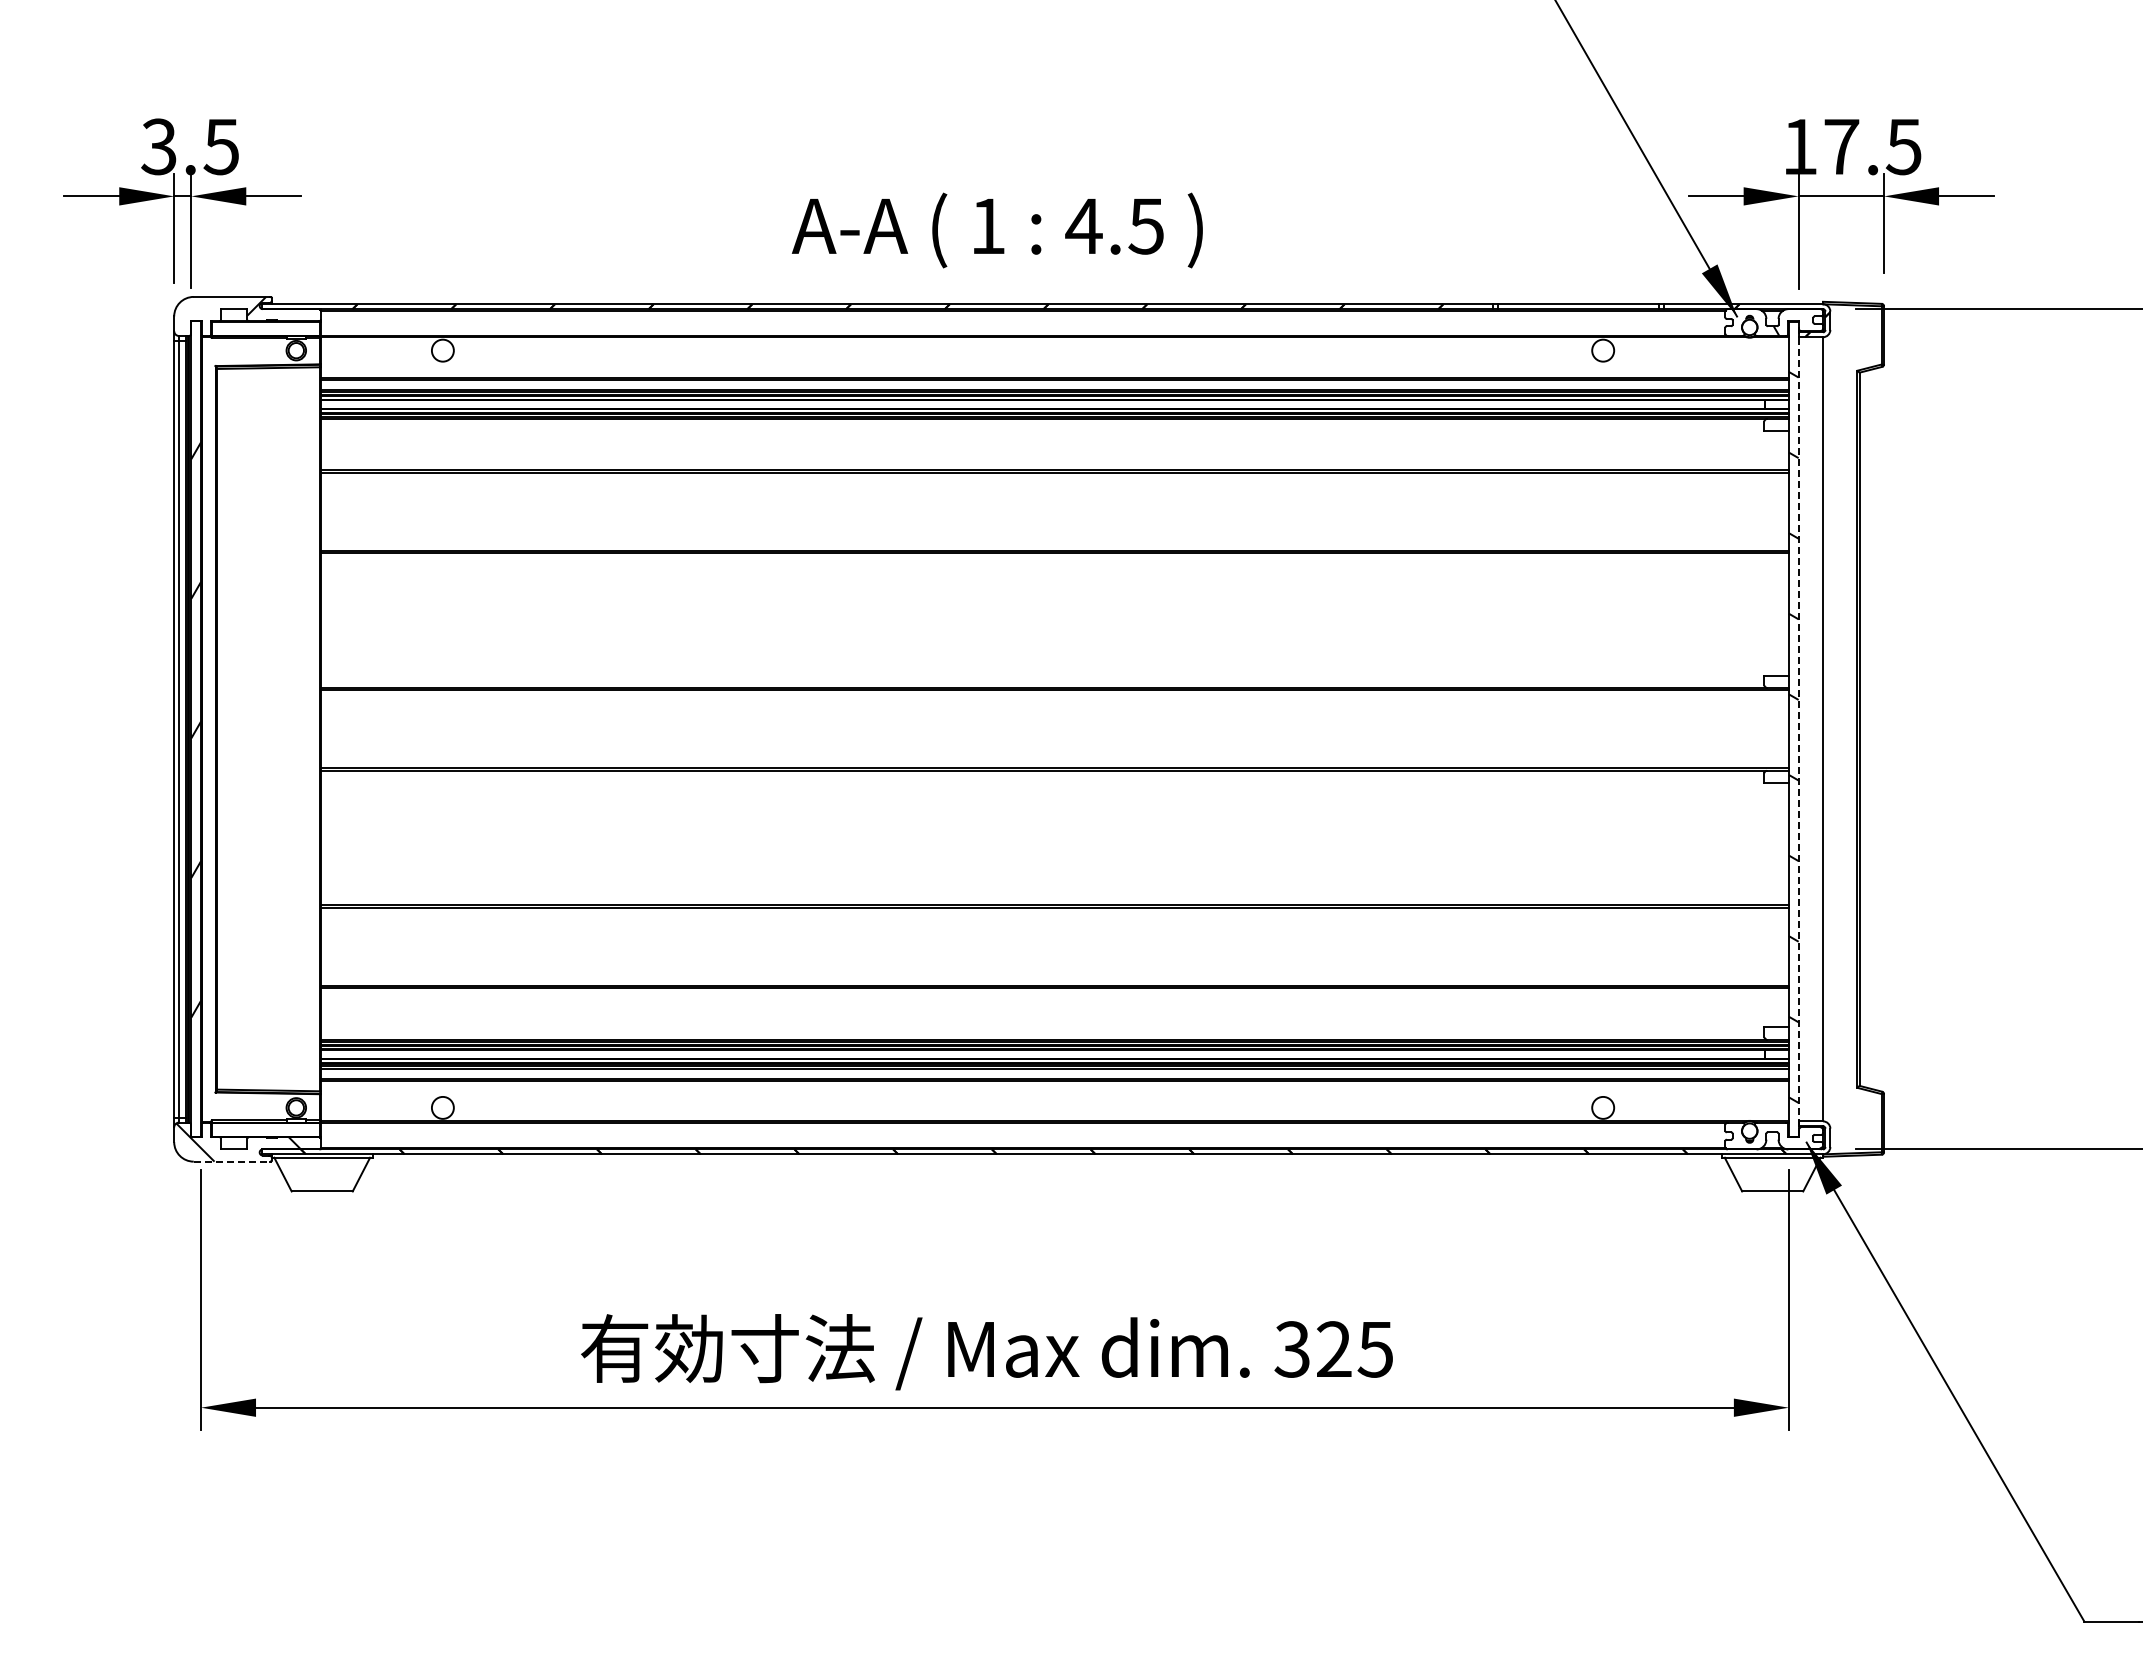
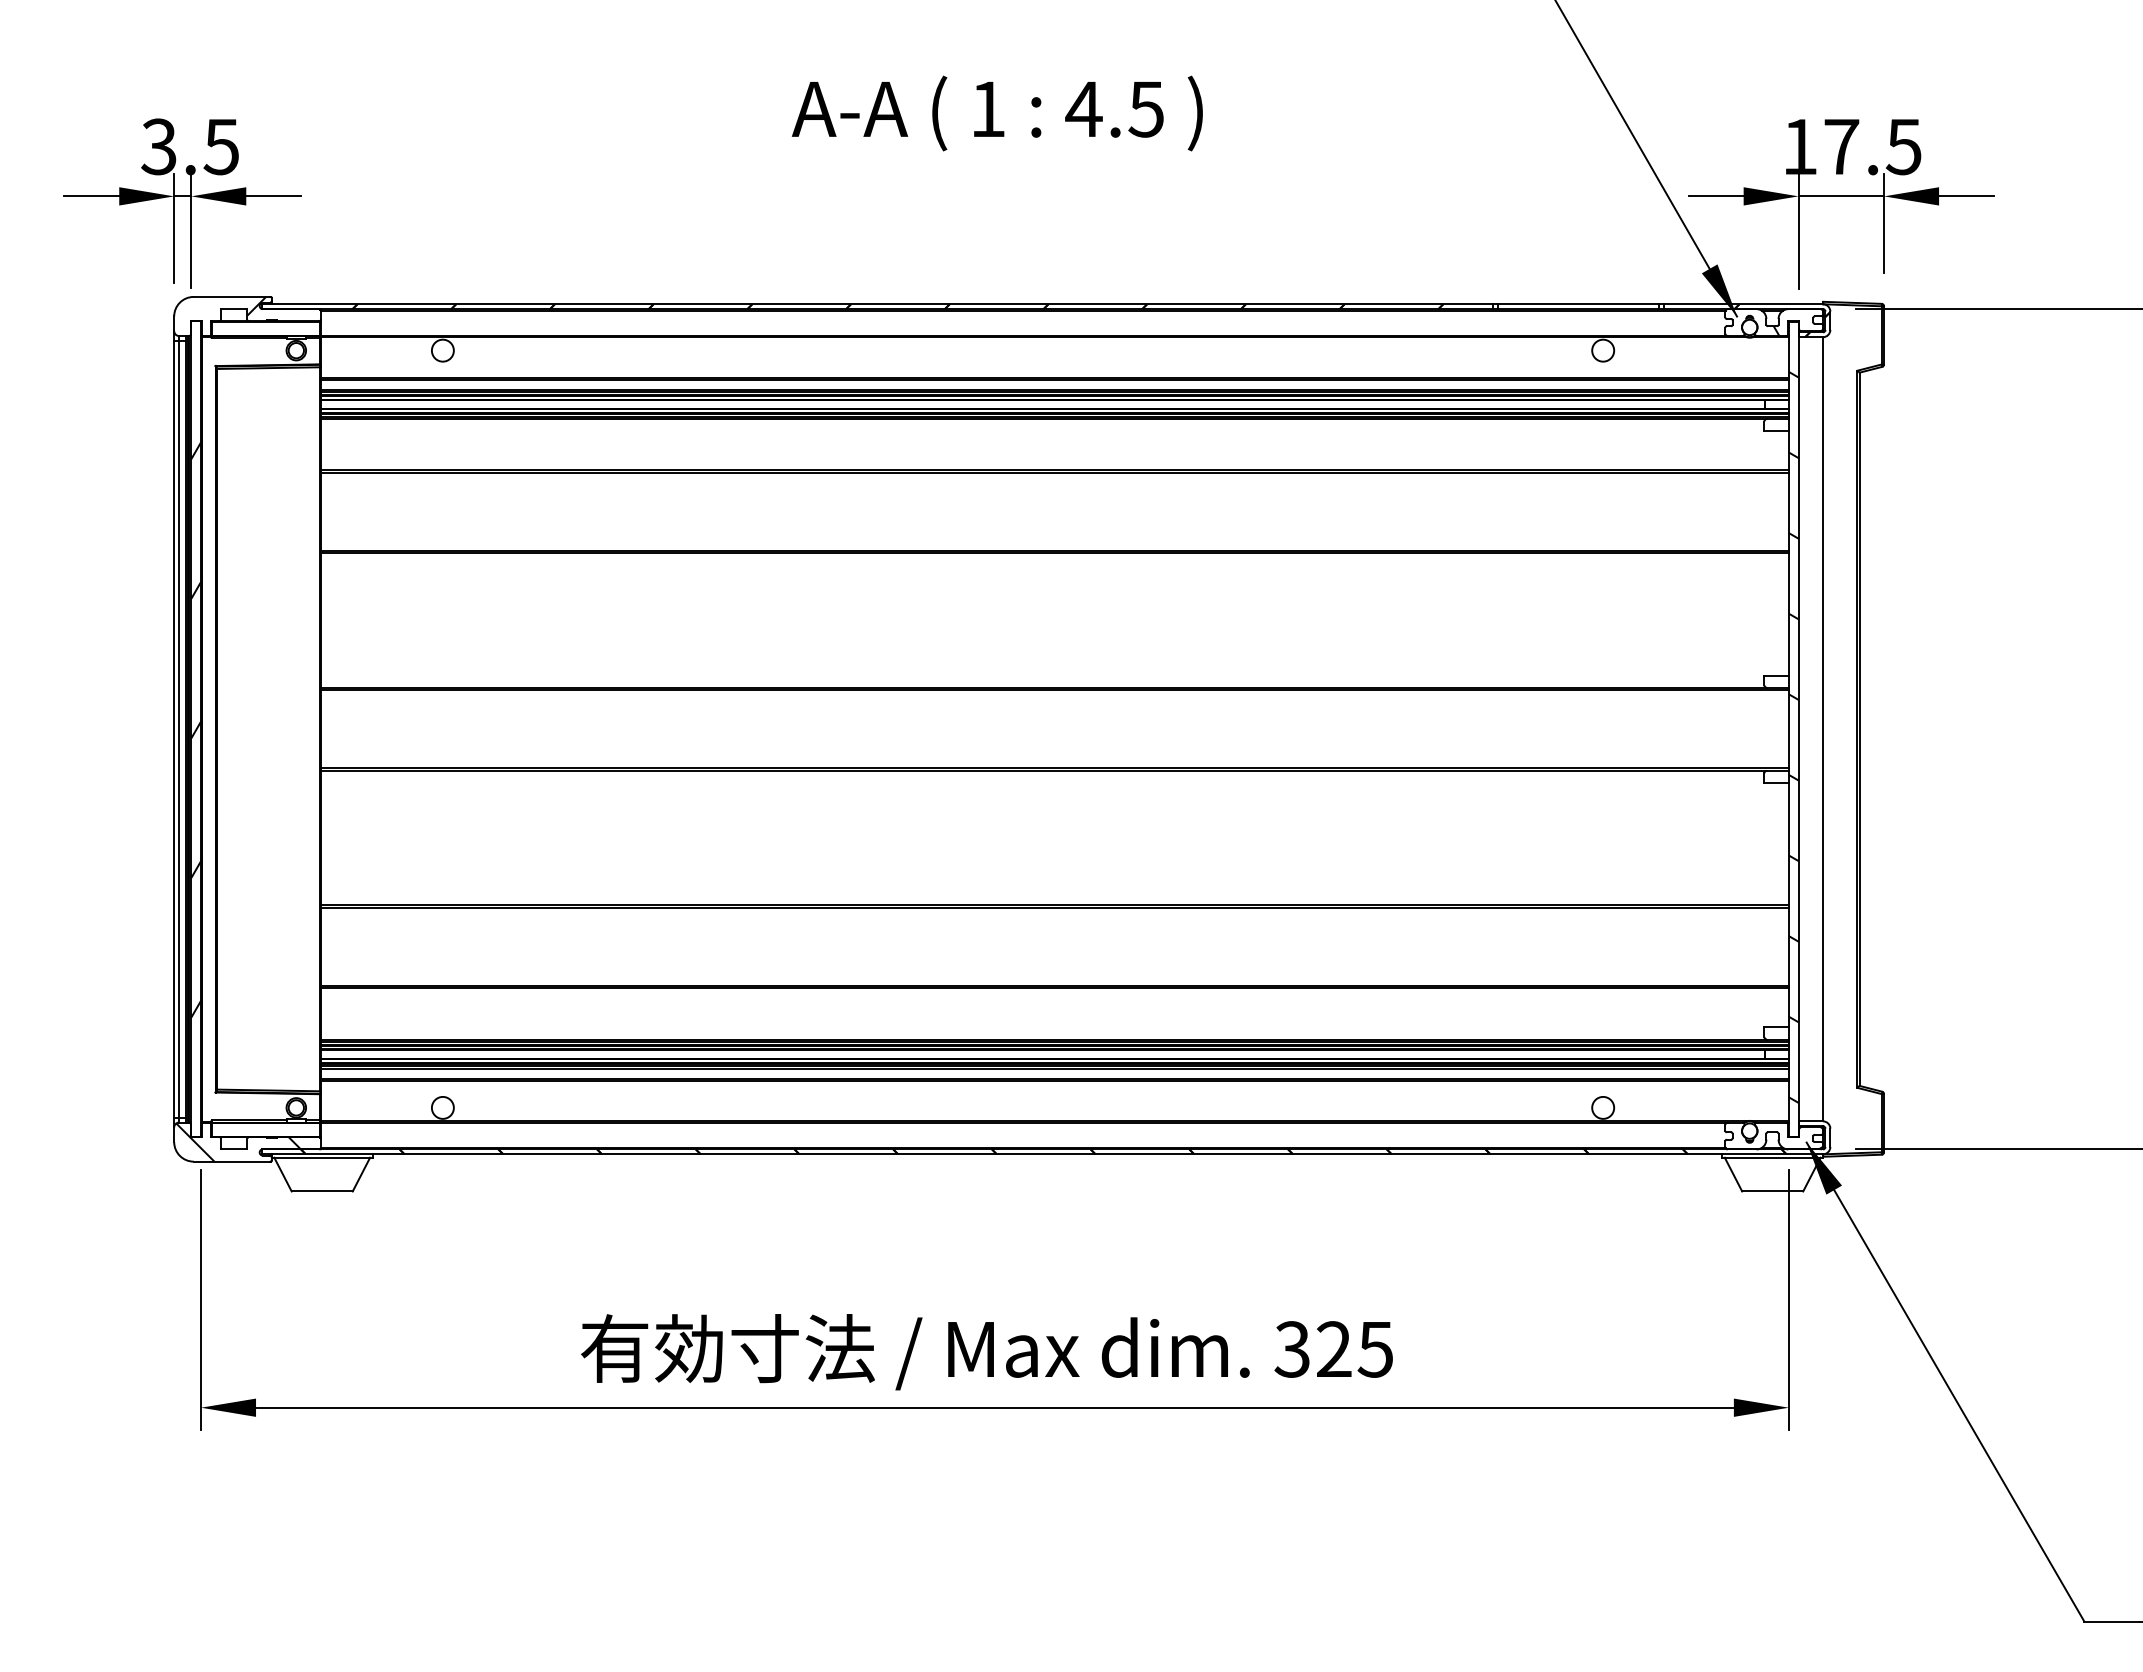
text position: (997, 230) -> (997, 113) (997, 113)
line: dashed -> solid (1798, 728)
line: dashed -> solid (232, 1161)
